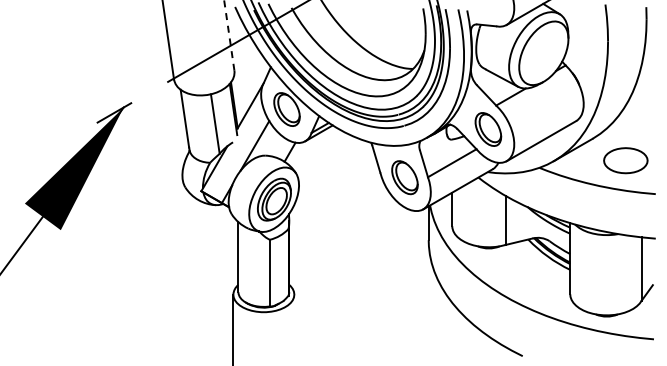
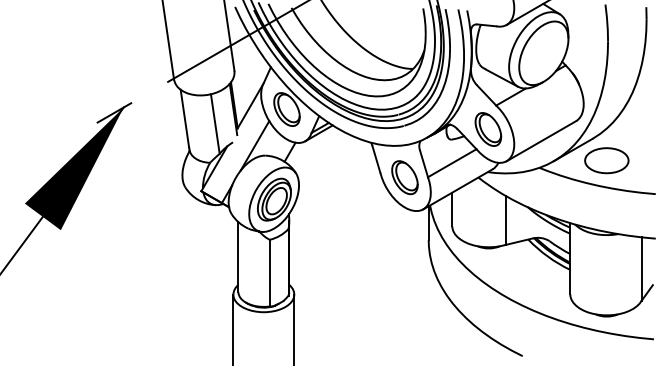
line: dashed -> solid (229, 35)
part position: (625, 160) -> (606, 160) (606, 160)
line: none -> present (294, 328)
